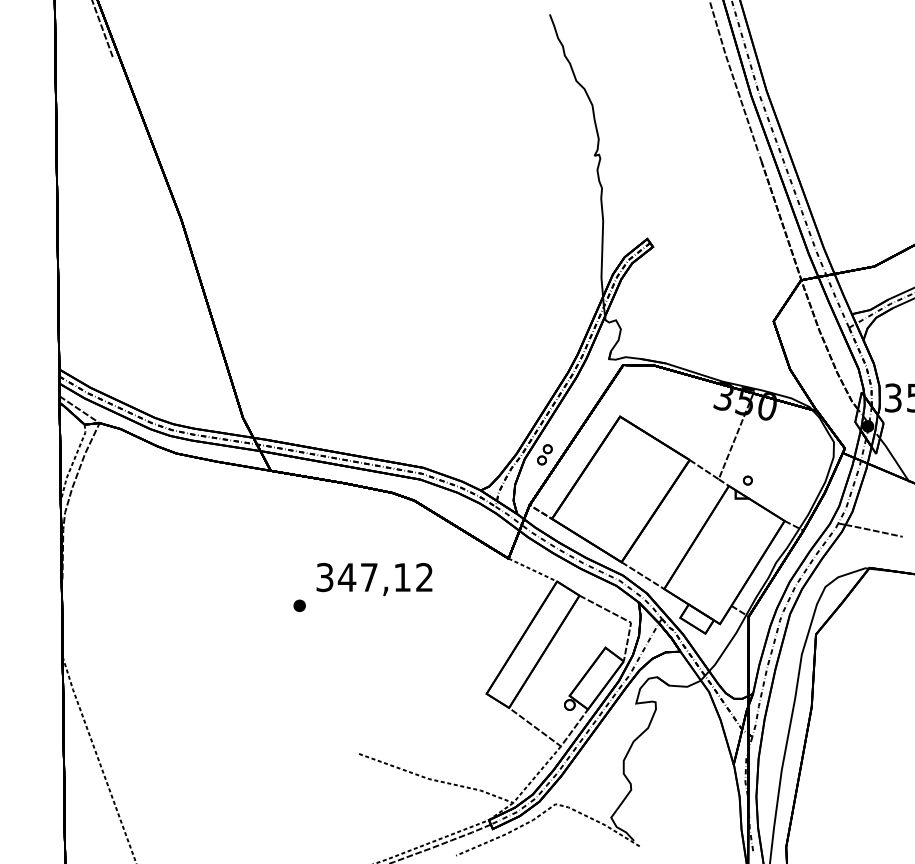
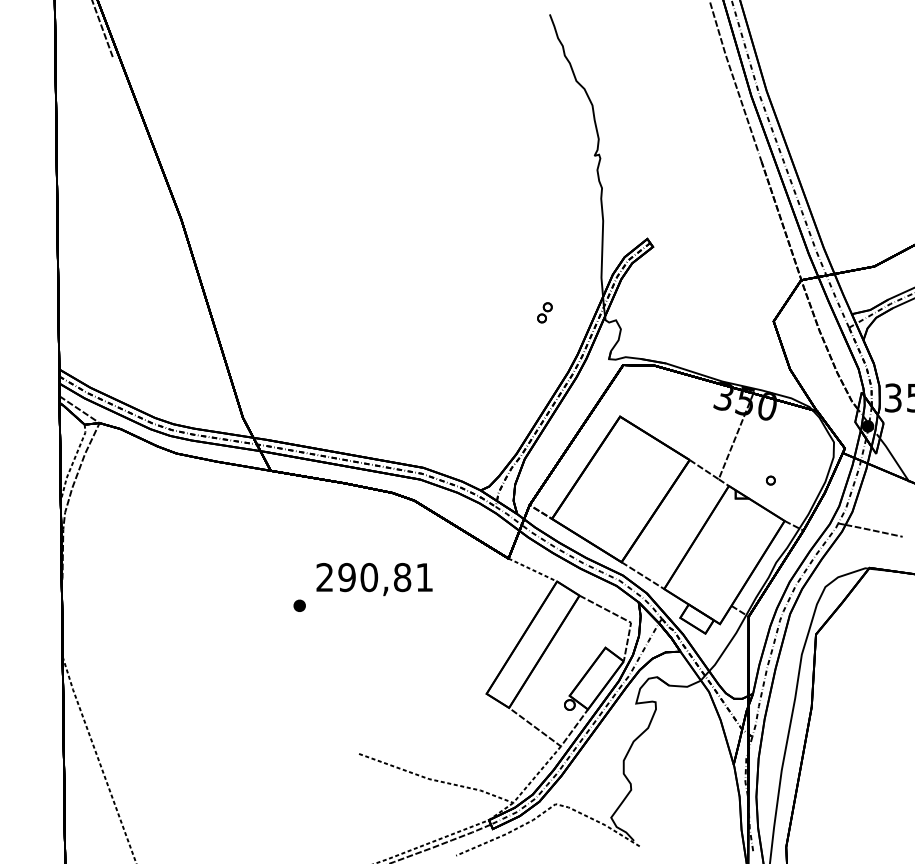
part position: (544, 454) -> (544, 312) (544, 312)
part position: (747, 480) -> (770, 480) (770, 480)
text: 347,12 -> 290,81 (374, 577)
